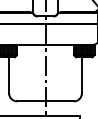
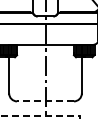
line: solid -> dashed (45, 101)
line: solid -> dashed (40, 115)
